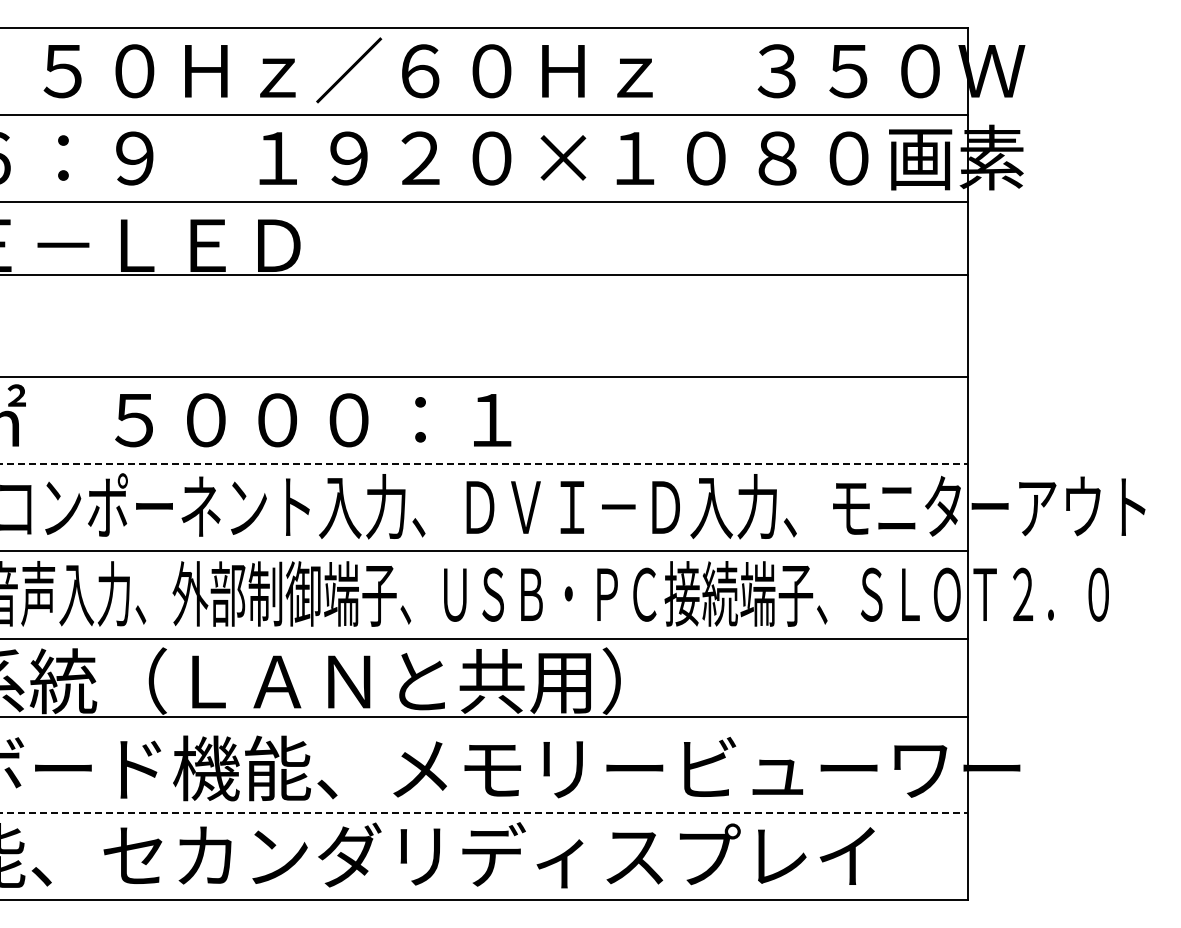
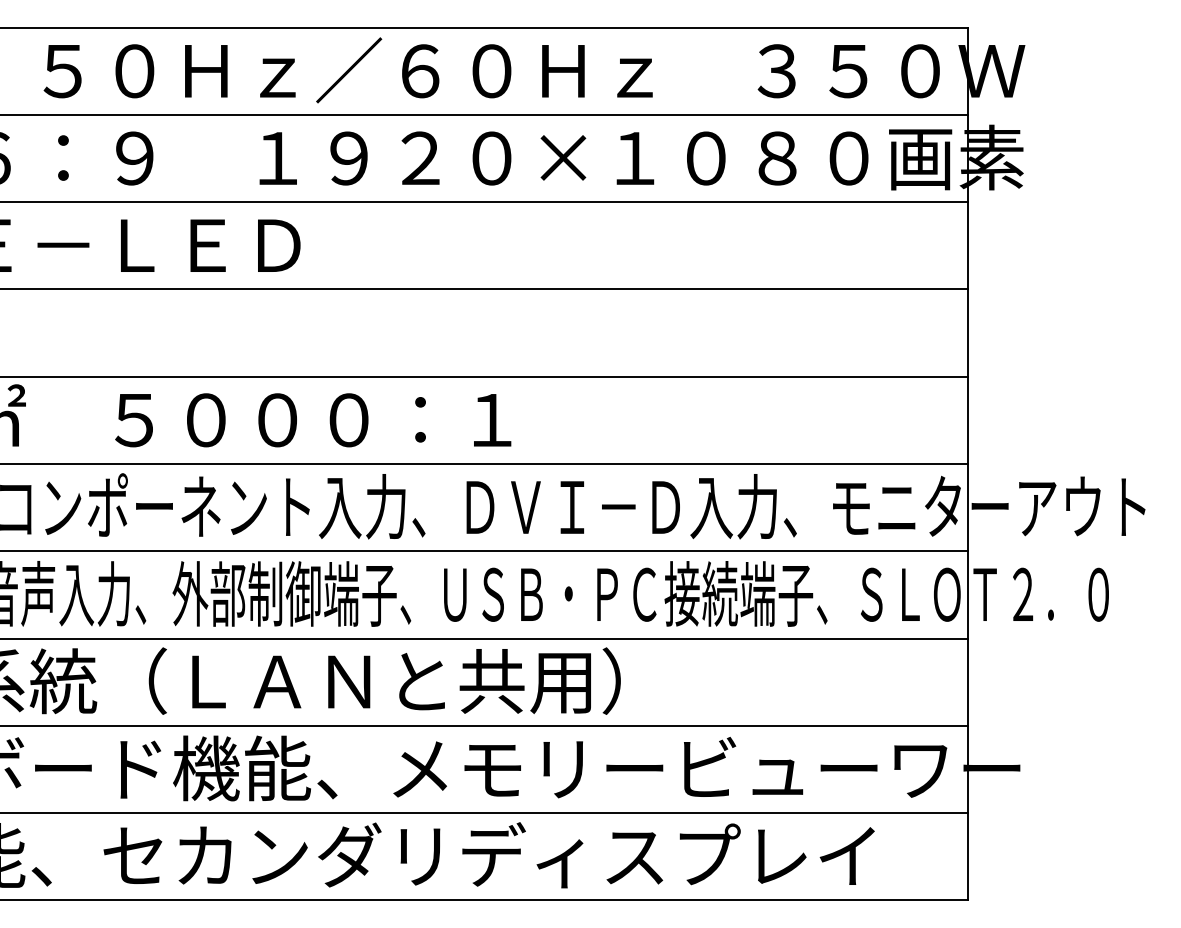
line position: (484, 275) -> (484, 289) (484, 289)
line: dashed -> solid (484, 463)
line position: (484, 716) -> (484, 725) (484, 725)
line: dashed -> solid (484, 813)
